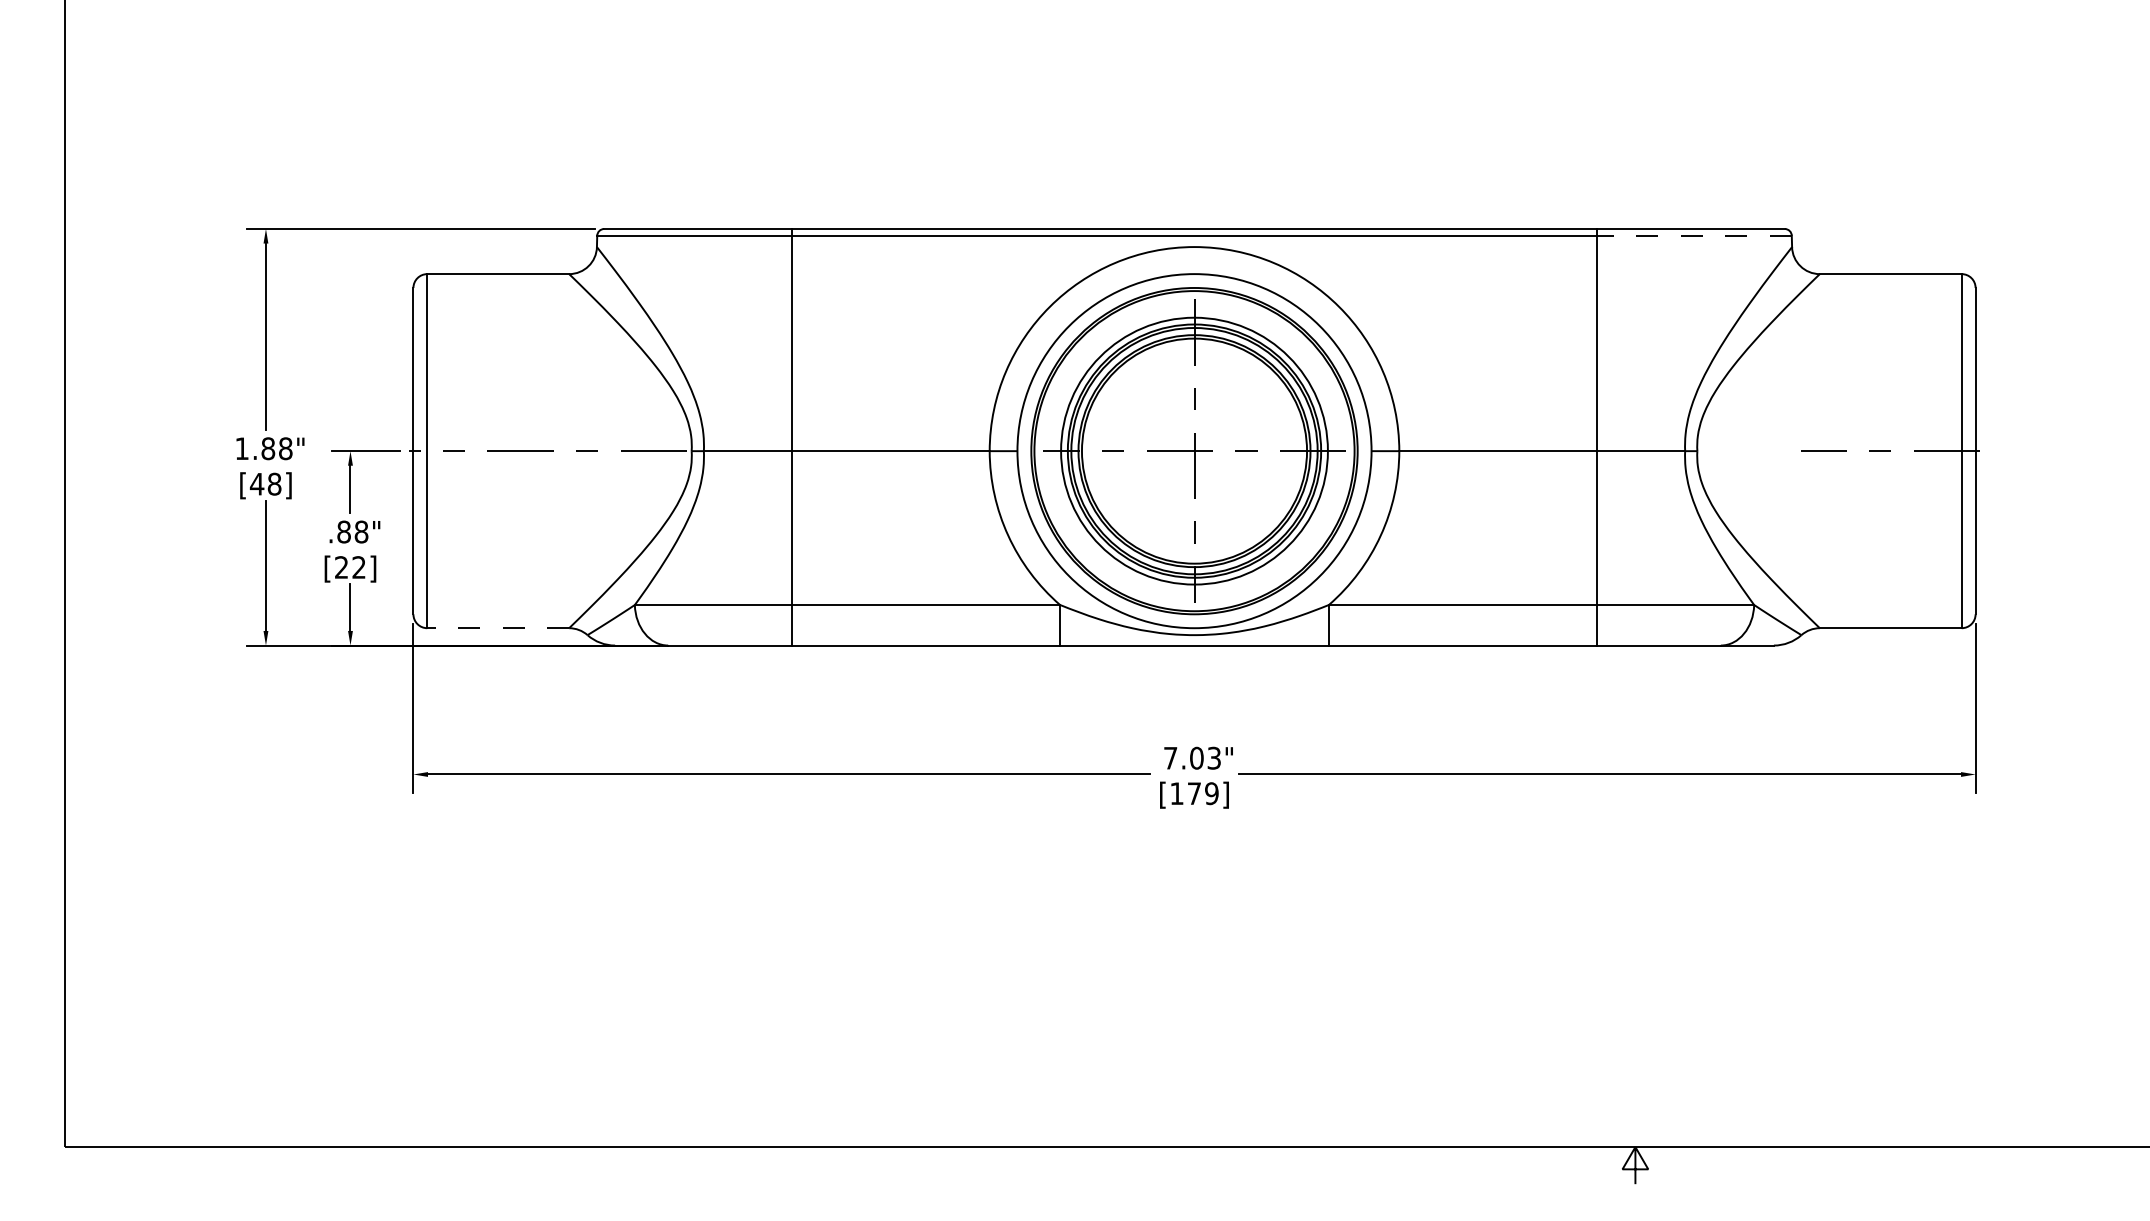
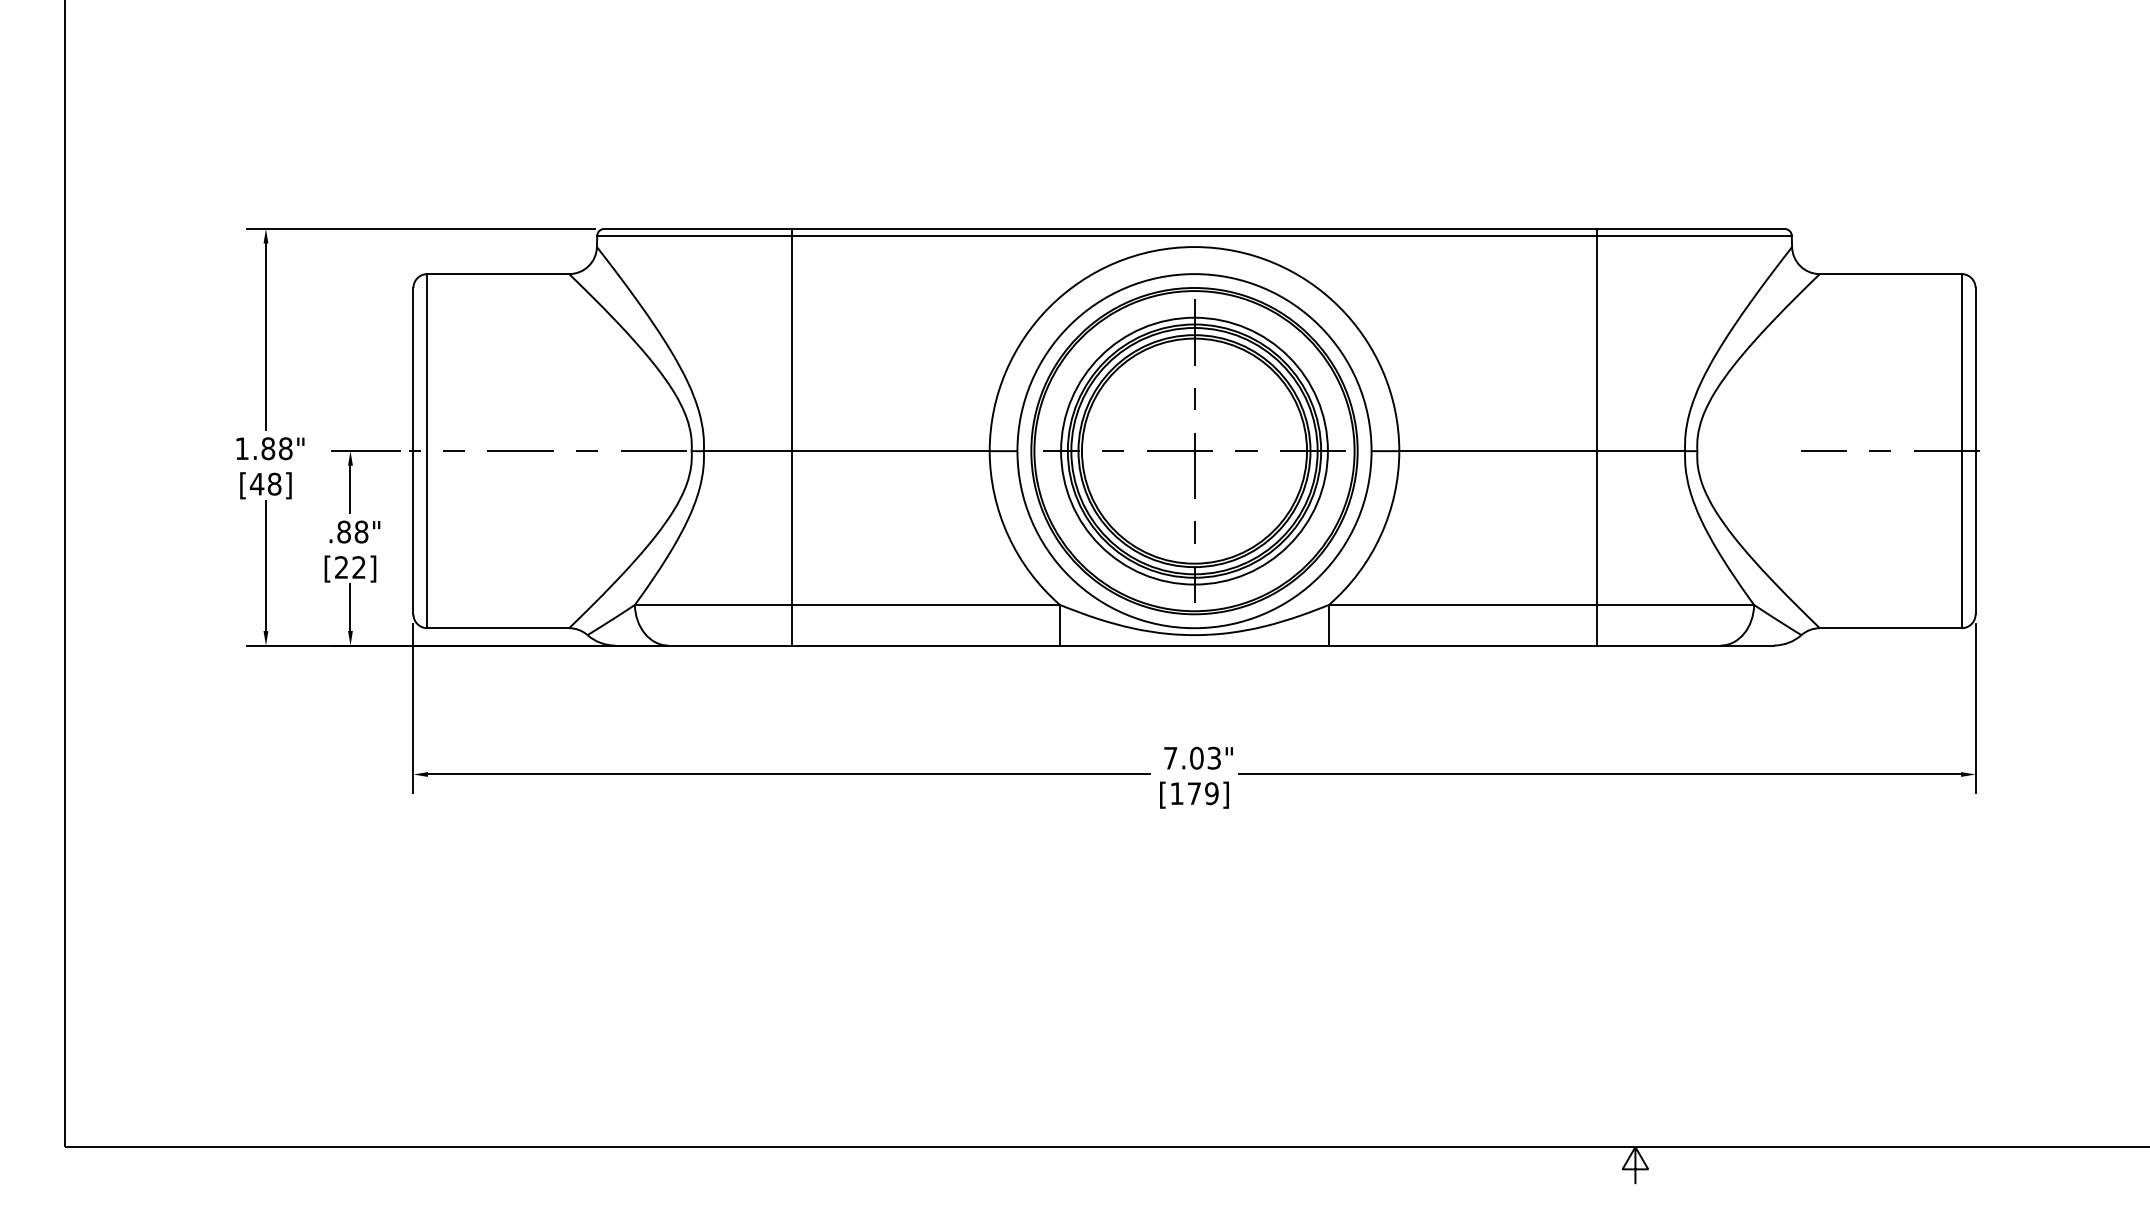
line: dashed -> solid (1693, 235)
line: dashed -> solid (498, 628)
